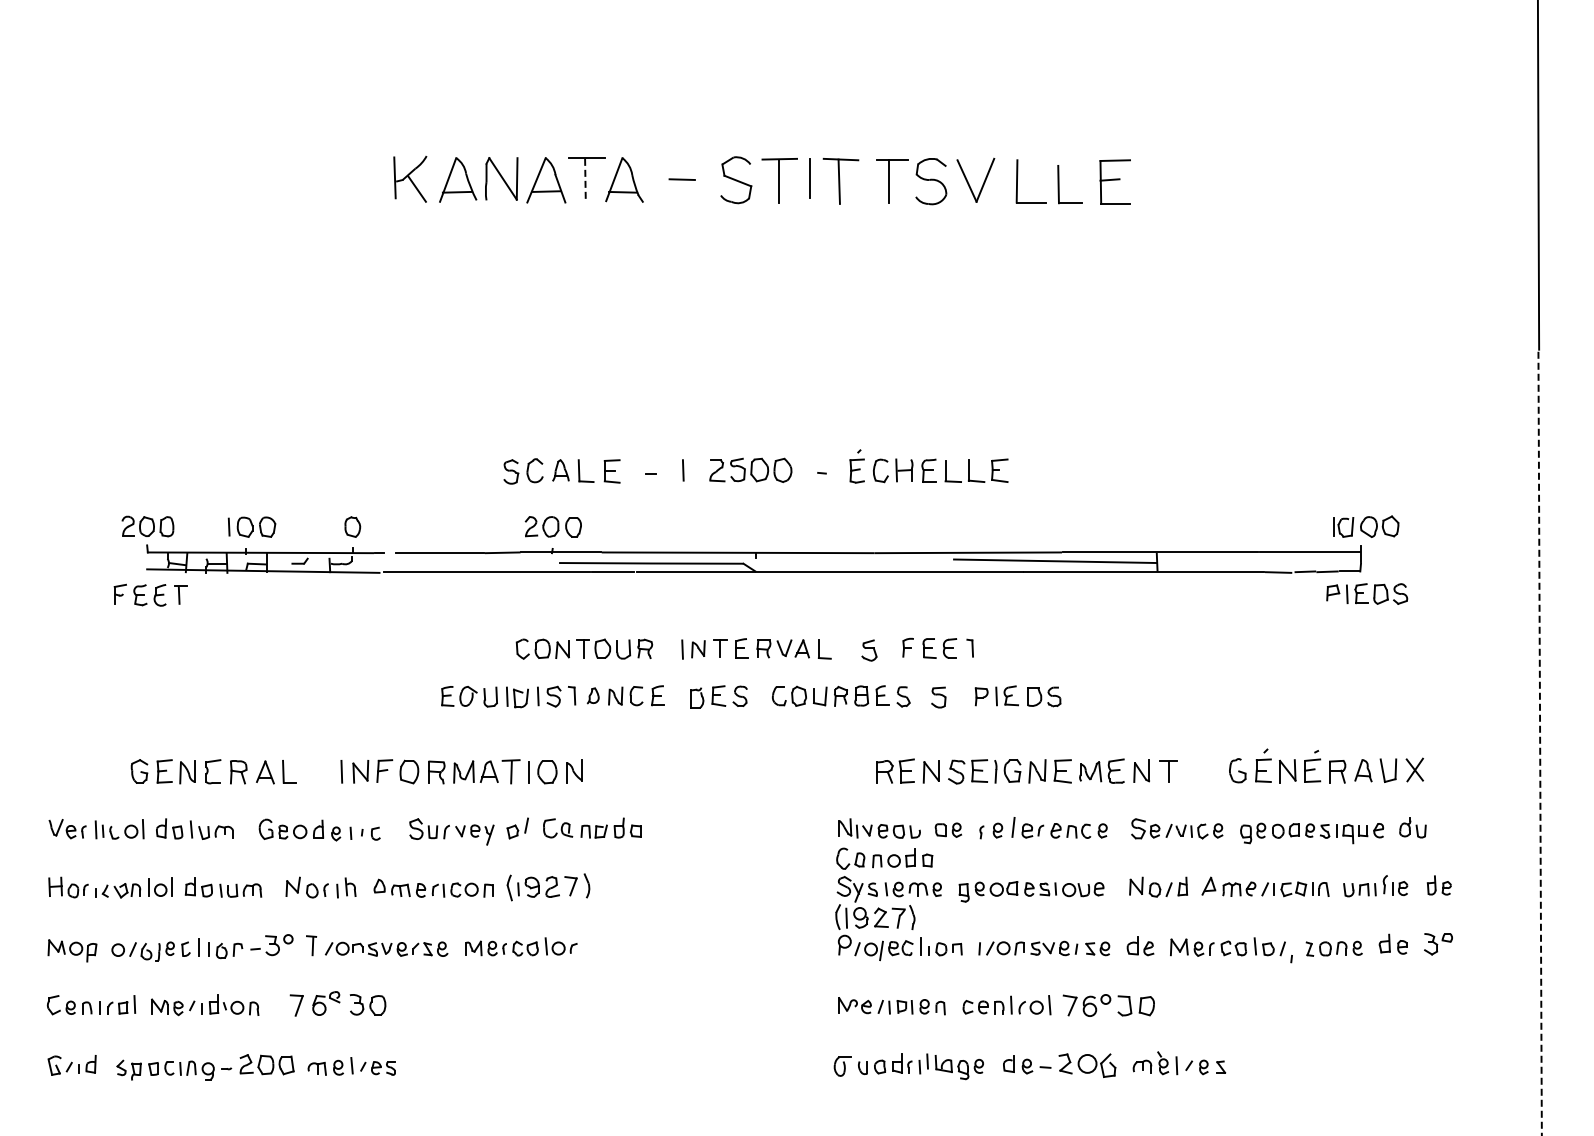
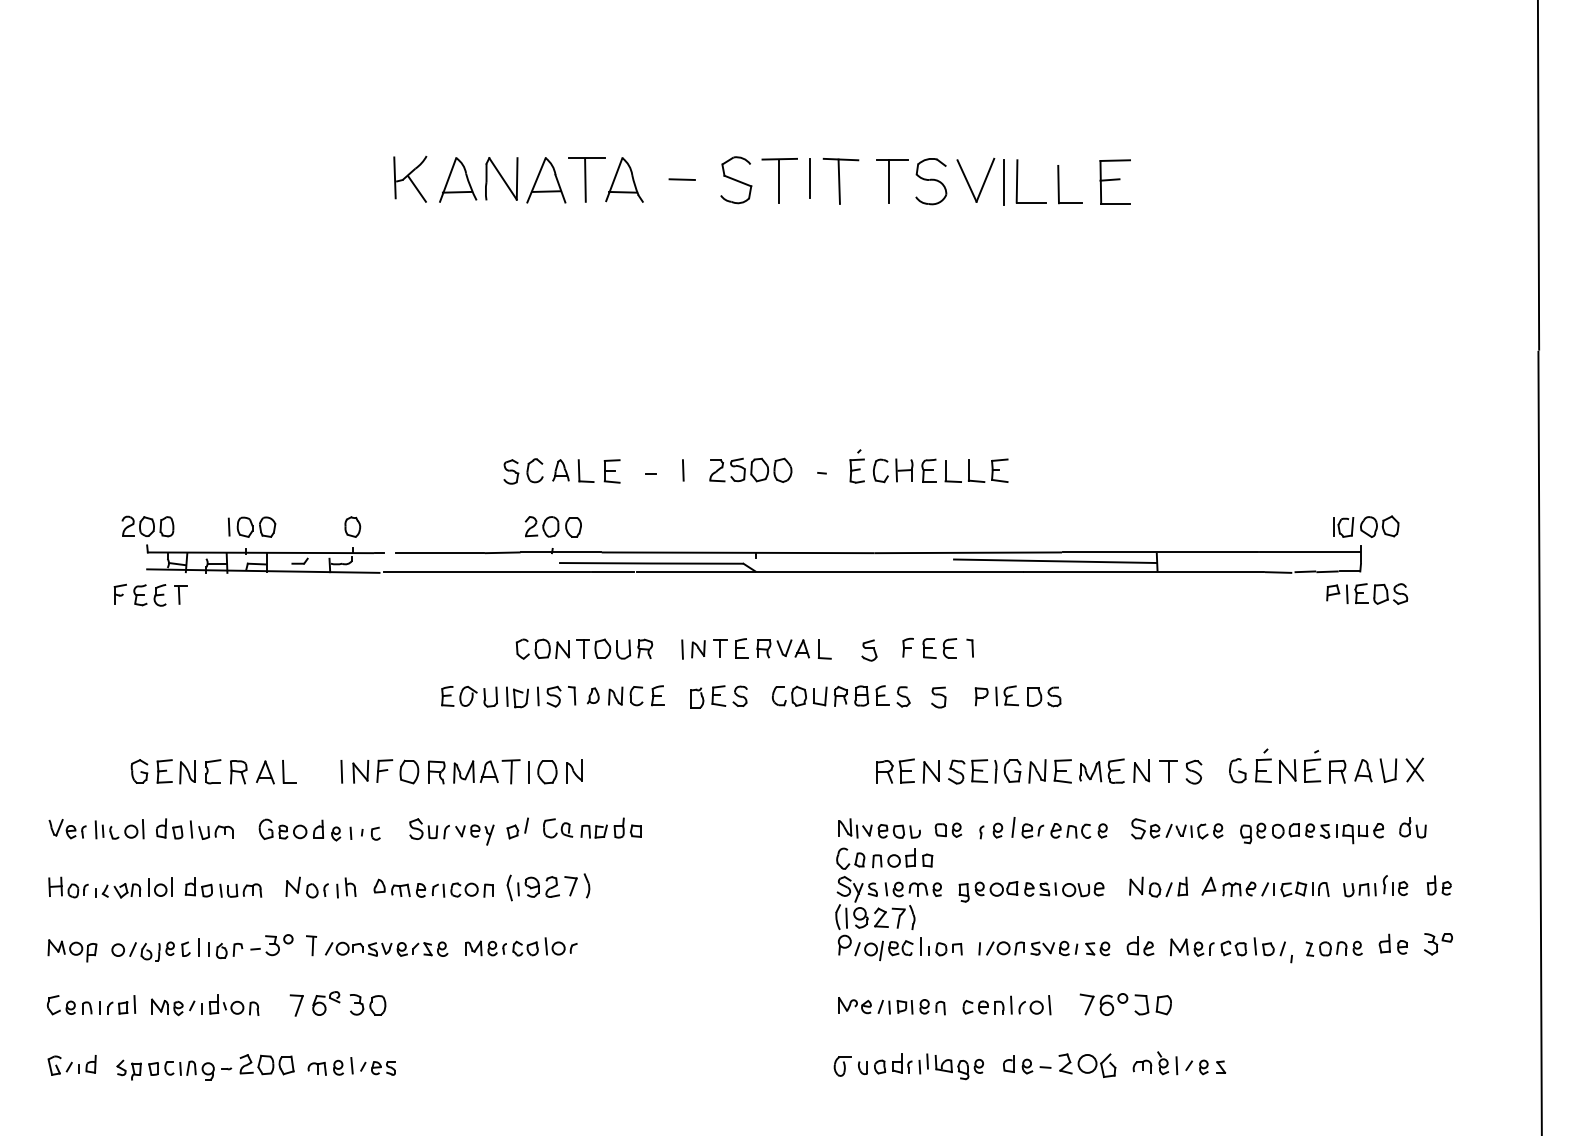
line: dashed -> solid (585, 180)
line: none -> present (1004, 182)
line: dashed -> solid (1540, 743)
part: none -> present (1193, 771)
part position: (1108, 1005) -> (1125, 1004) (1125, 1004)
